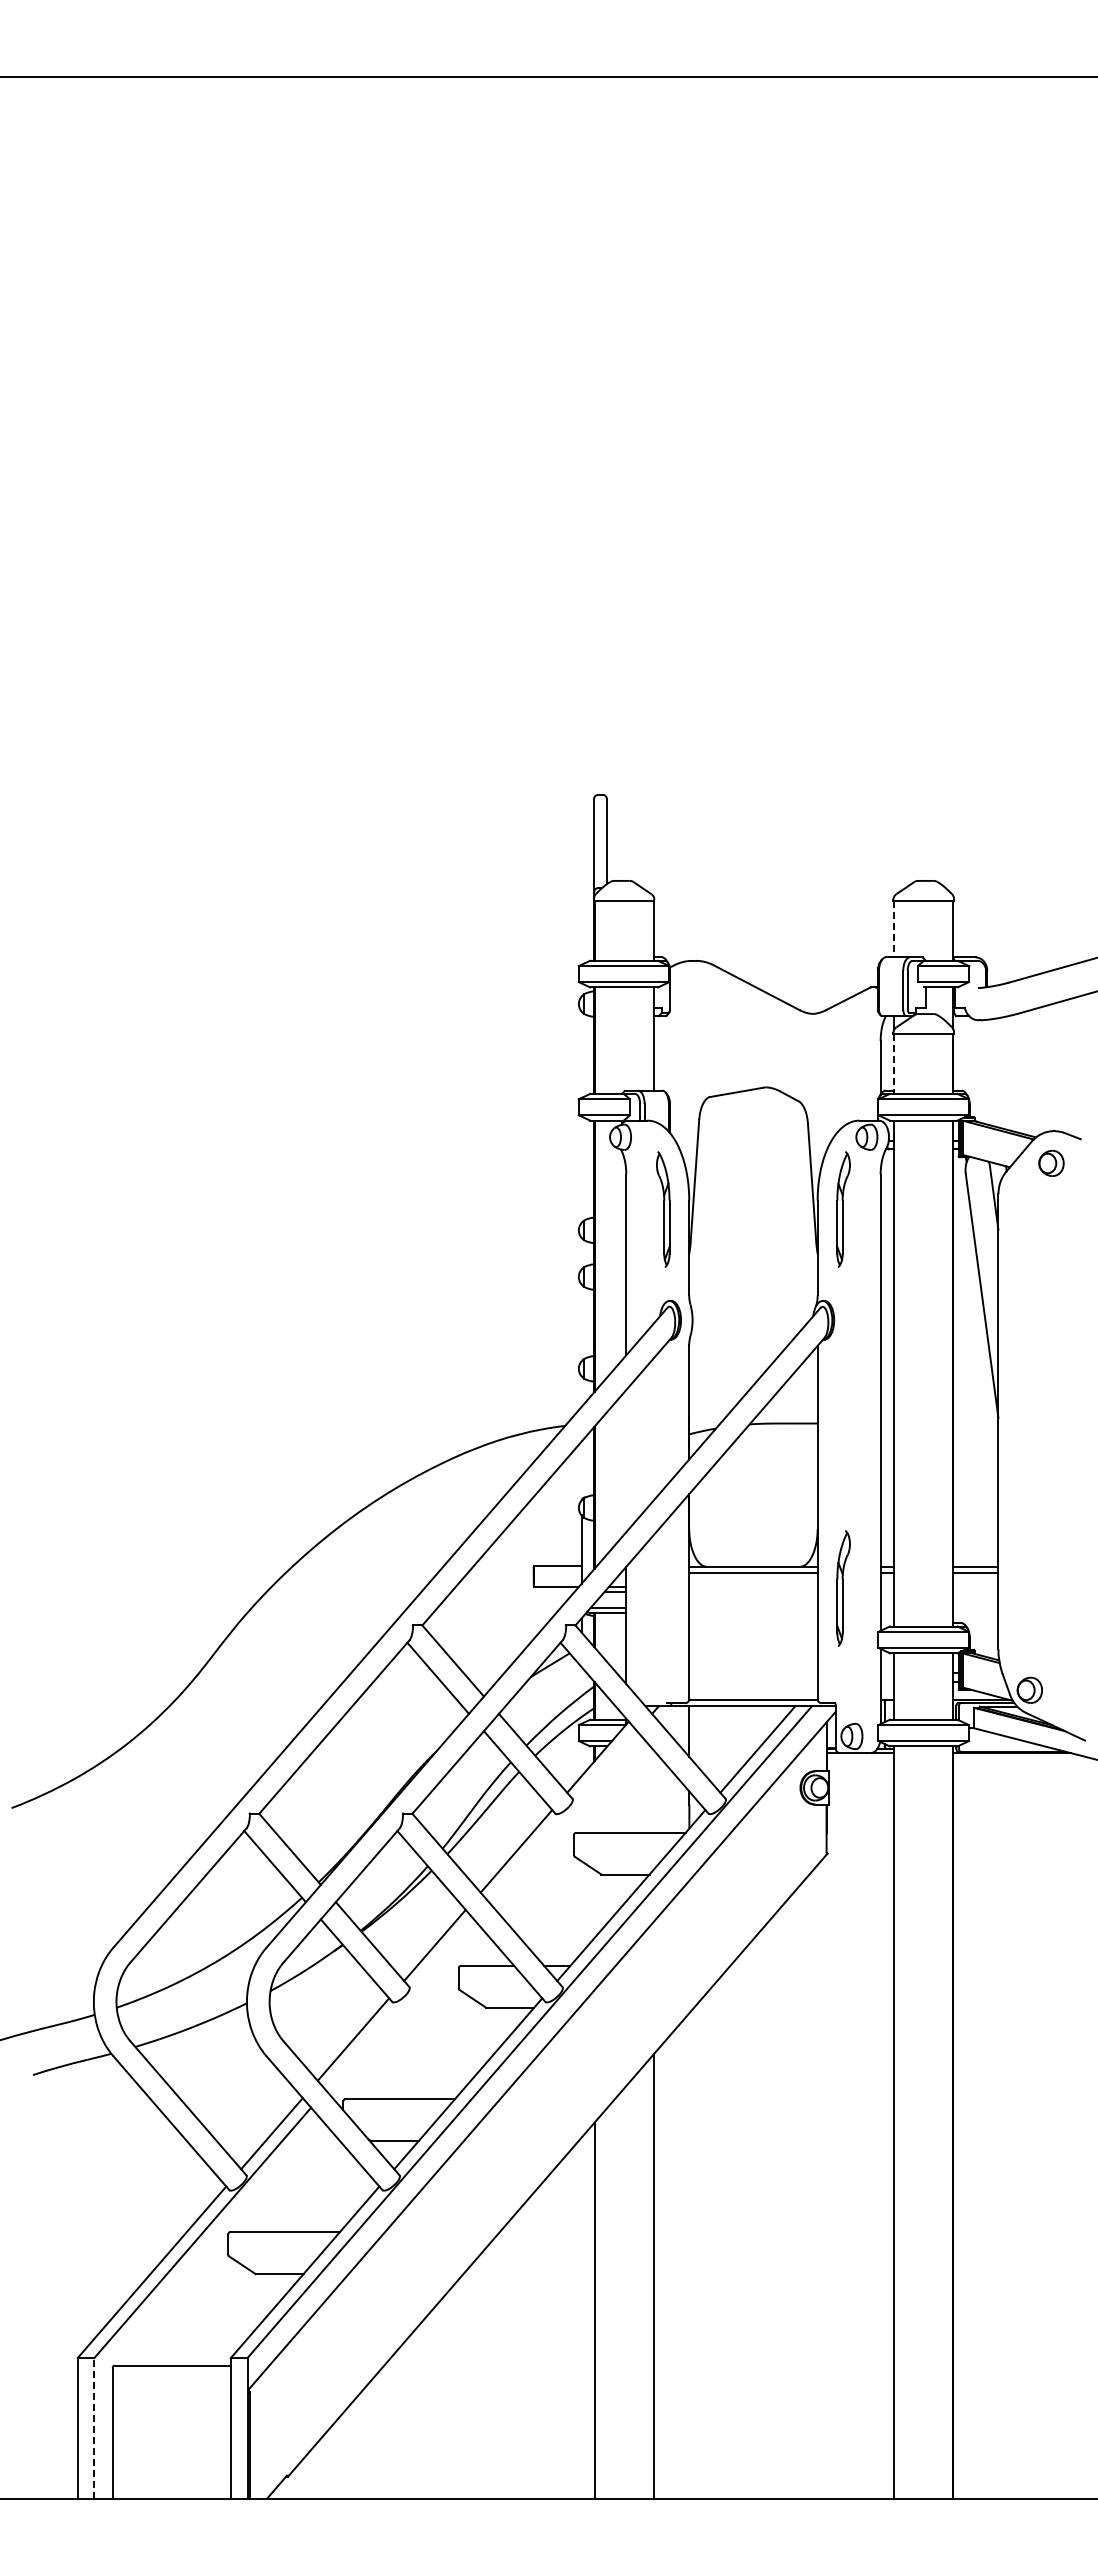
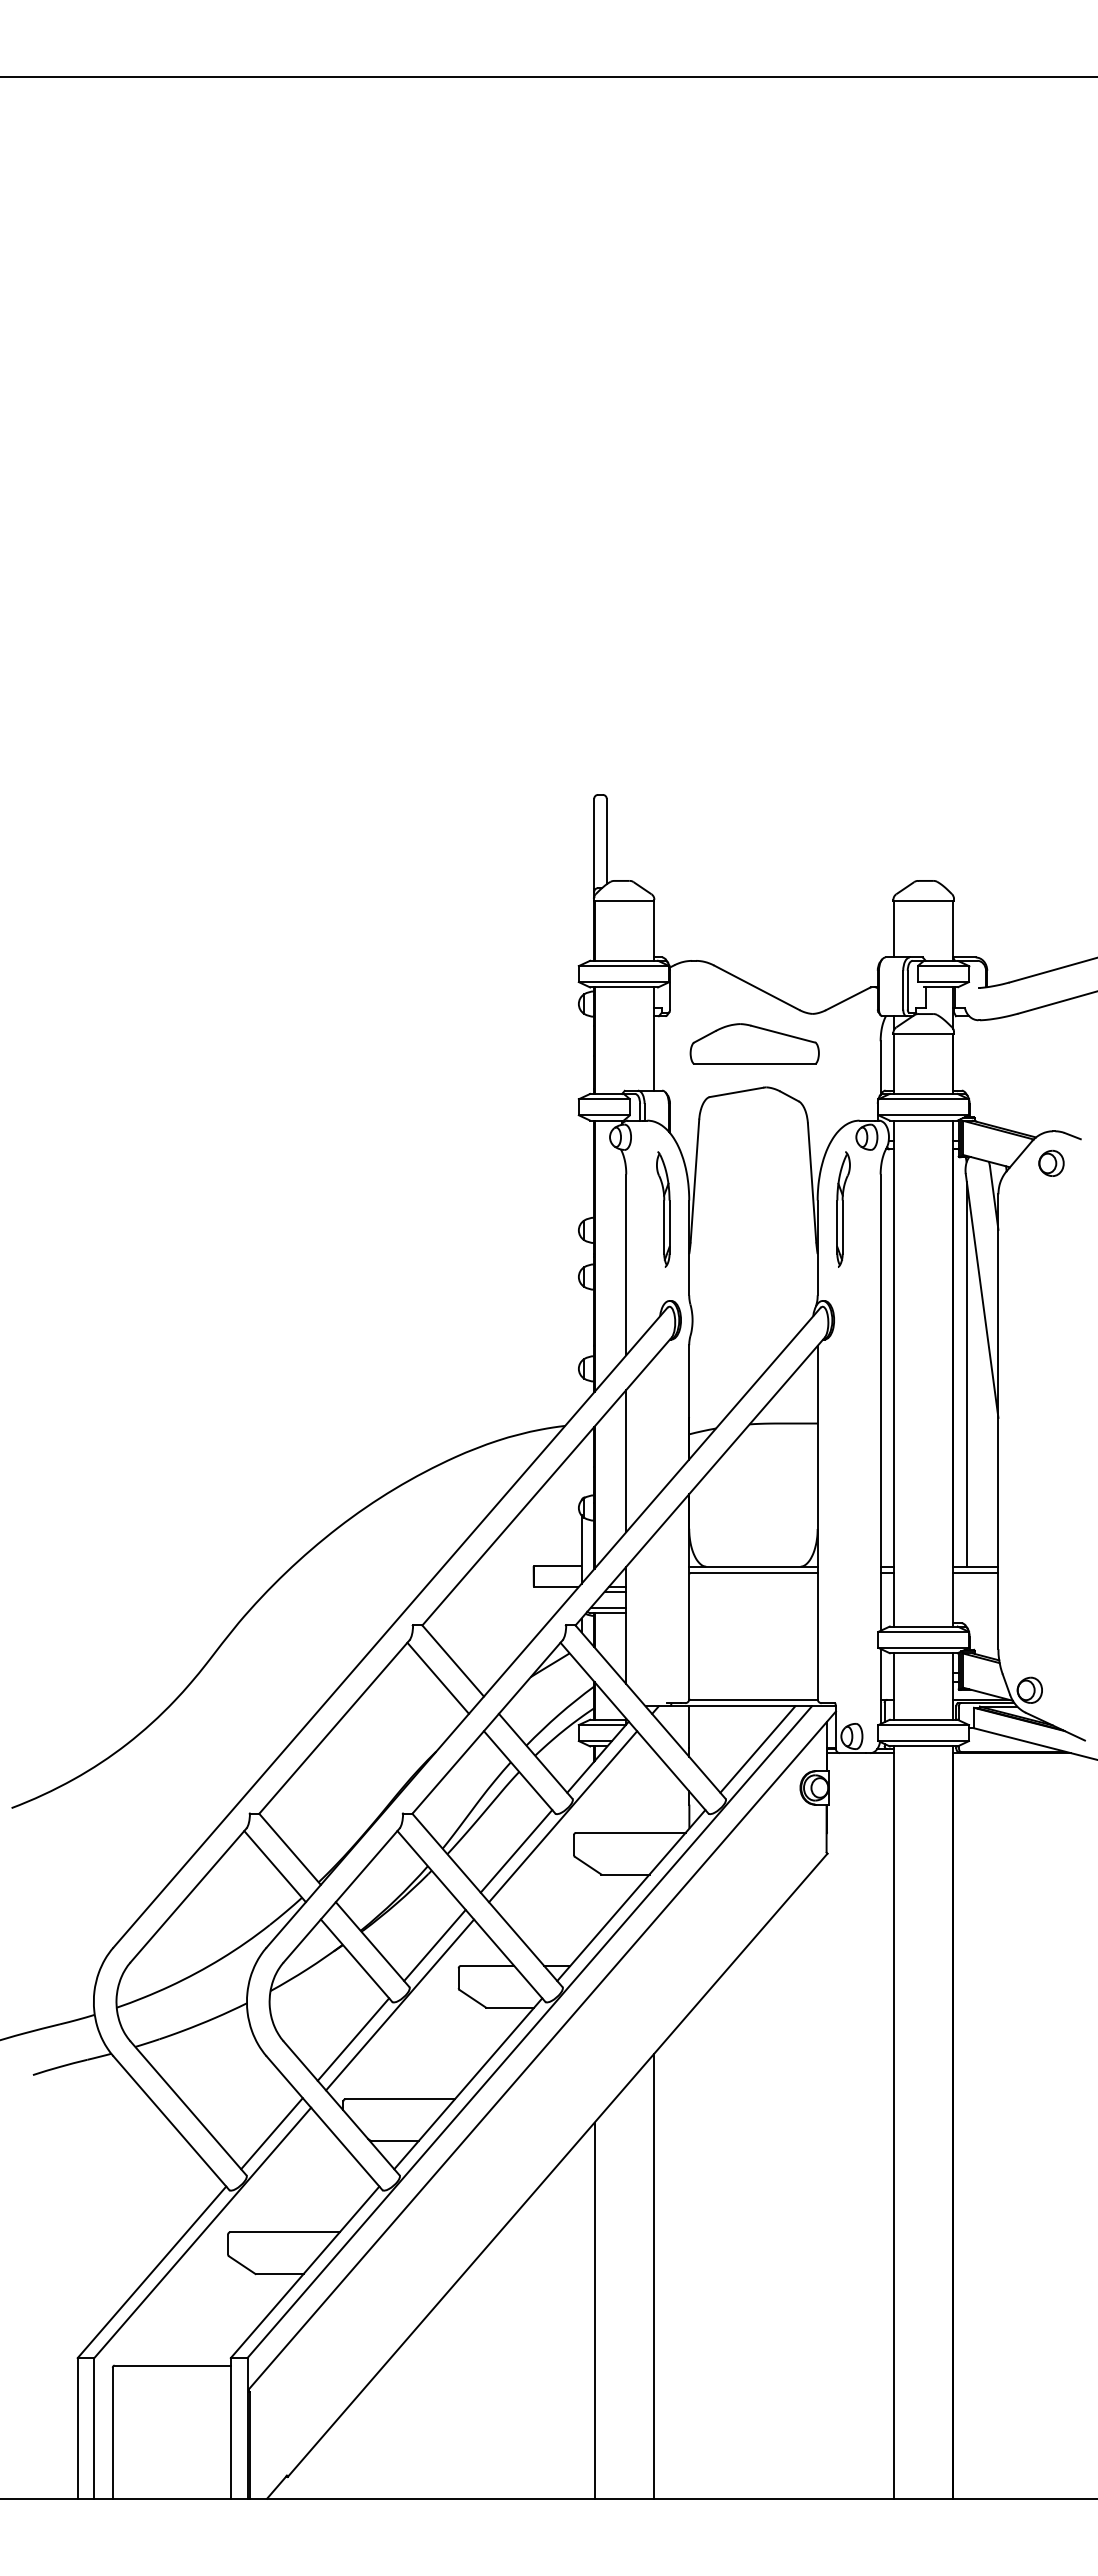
line: dashed -> solid (894, 929)
part: none -> present (754, 1043)
line: dashed -> solid (894, 1064)
line: none -> present (966, 1373)
line: none -> present (626, 1461)
part: present -> none (843, 1588)
line: none -> present (563, 1816)
line: none -> present (400, 2004)
line: dashed -> solid (94, 2427)
